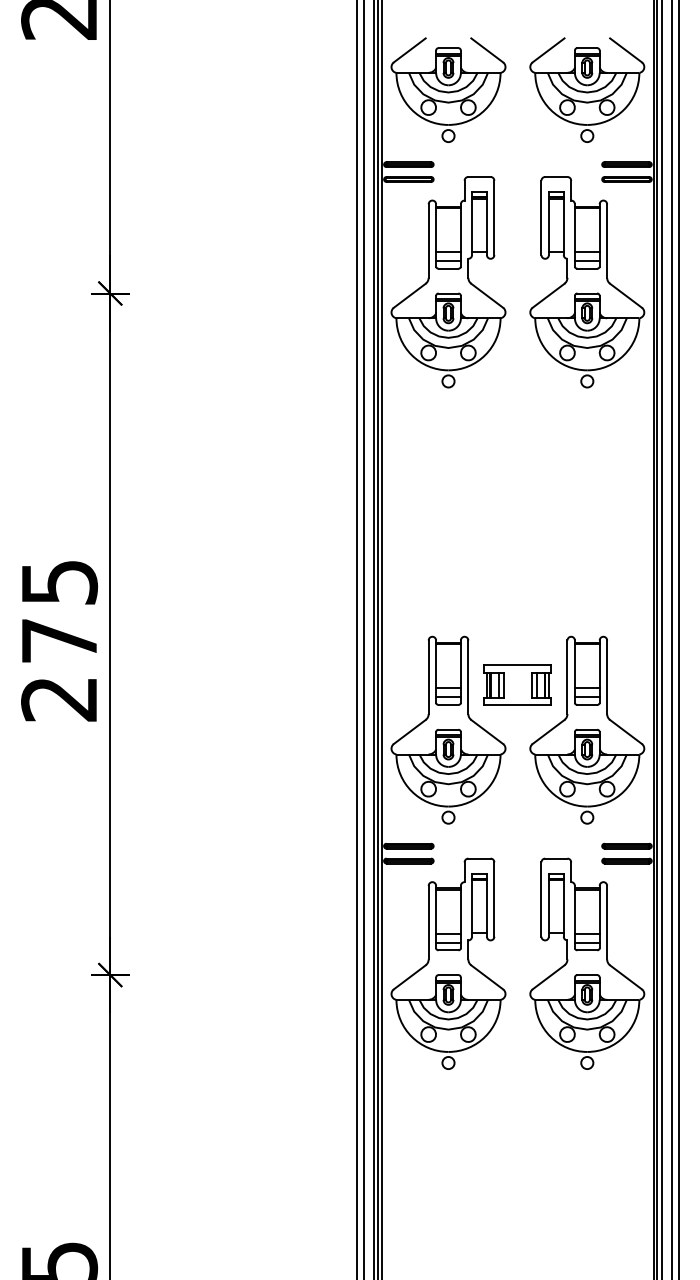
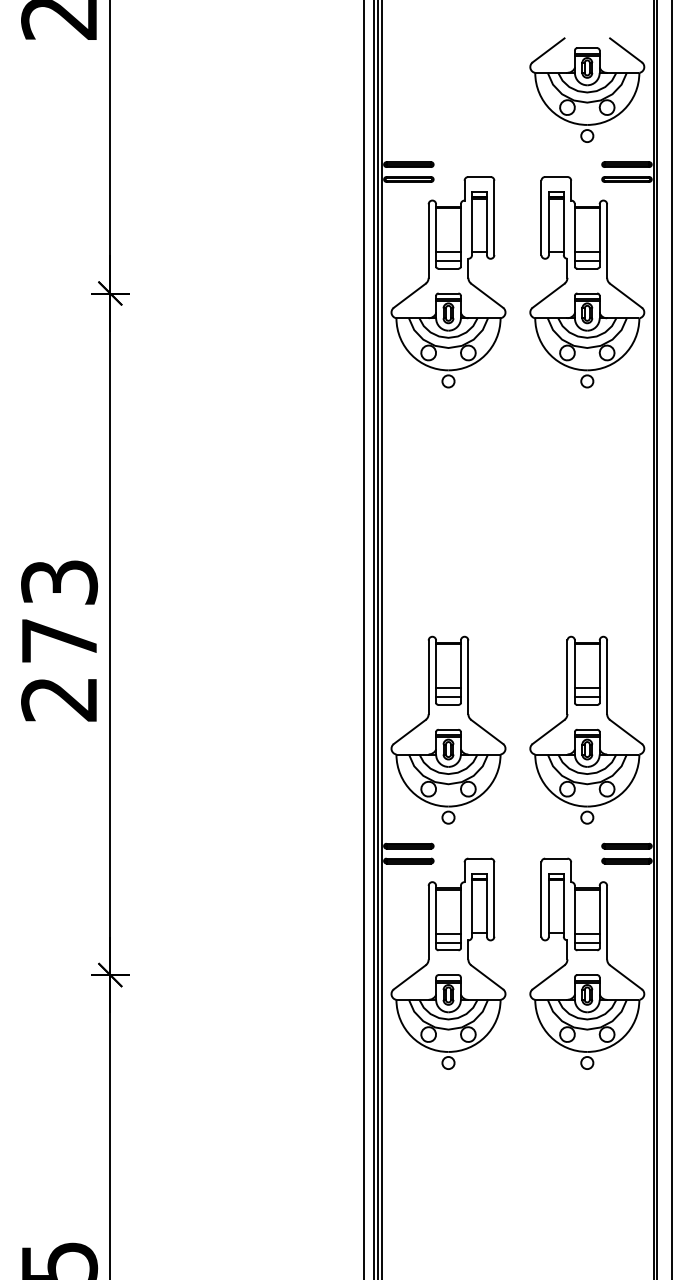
part: present -> none (448, 89)
text: 275 -> 273 (59, 582)
line: present -> none (356, 639)
line: present -> none (662, 639)
line: present -> none (679, 639)
part: present -> none (517, 684)
